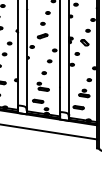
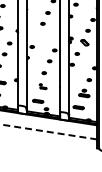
part: present -> none (42, 36)
part size: 14x11 px -> 10x8 px (42, 86)
line: solid -> dashed (48, 131)
